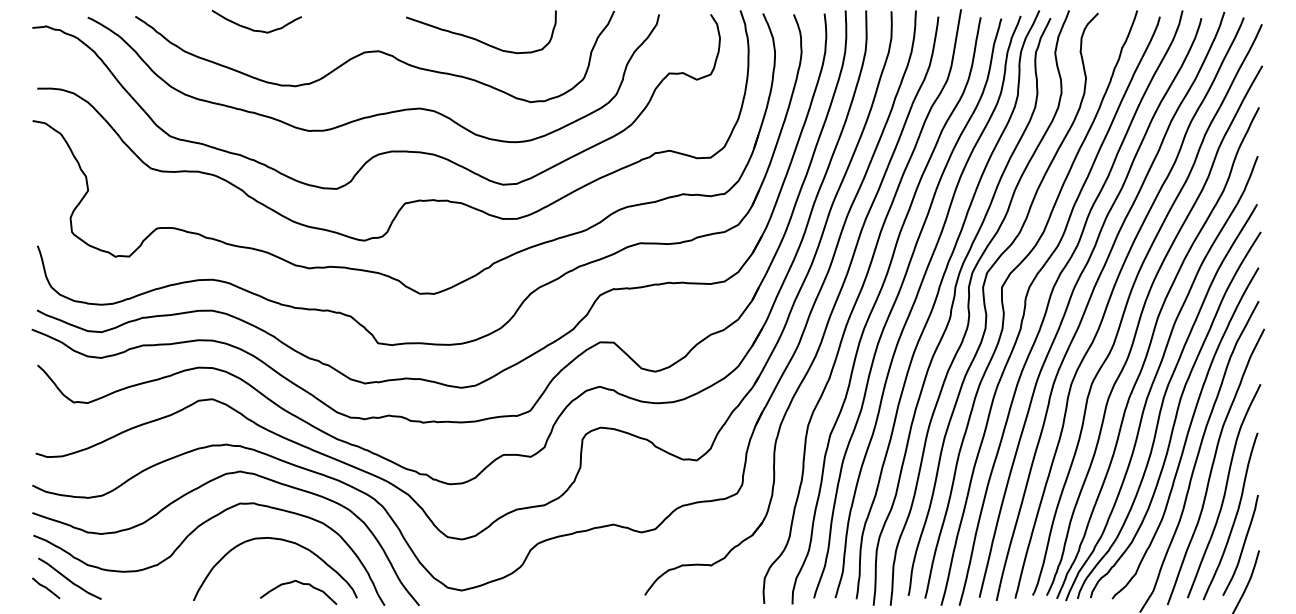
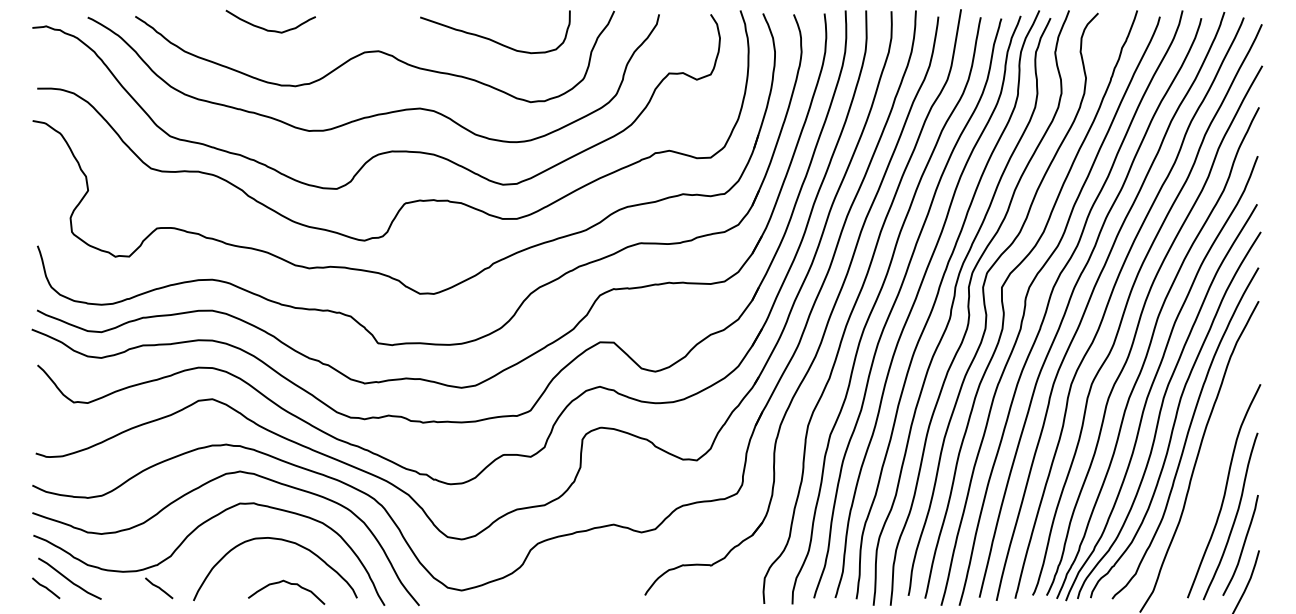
curve position: (254, 29) -> (268, 29) (268, 29)
curve position: (478, 39) -> (492, 39) (492, 39)
curve: present -> none (1213, 466)
curve position: (301, 584) -> (289, 584) (289, 584)
line: none -> present (159, 588)
